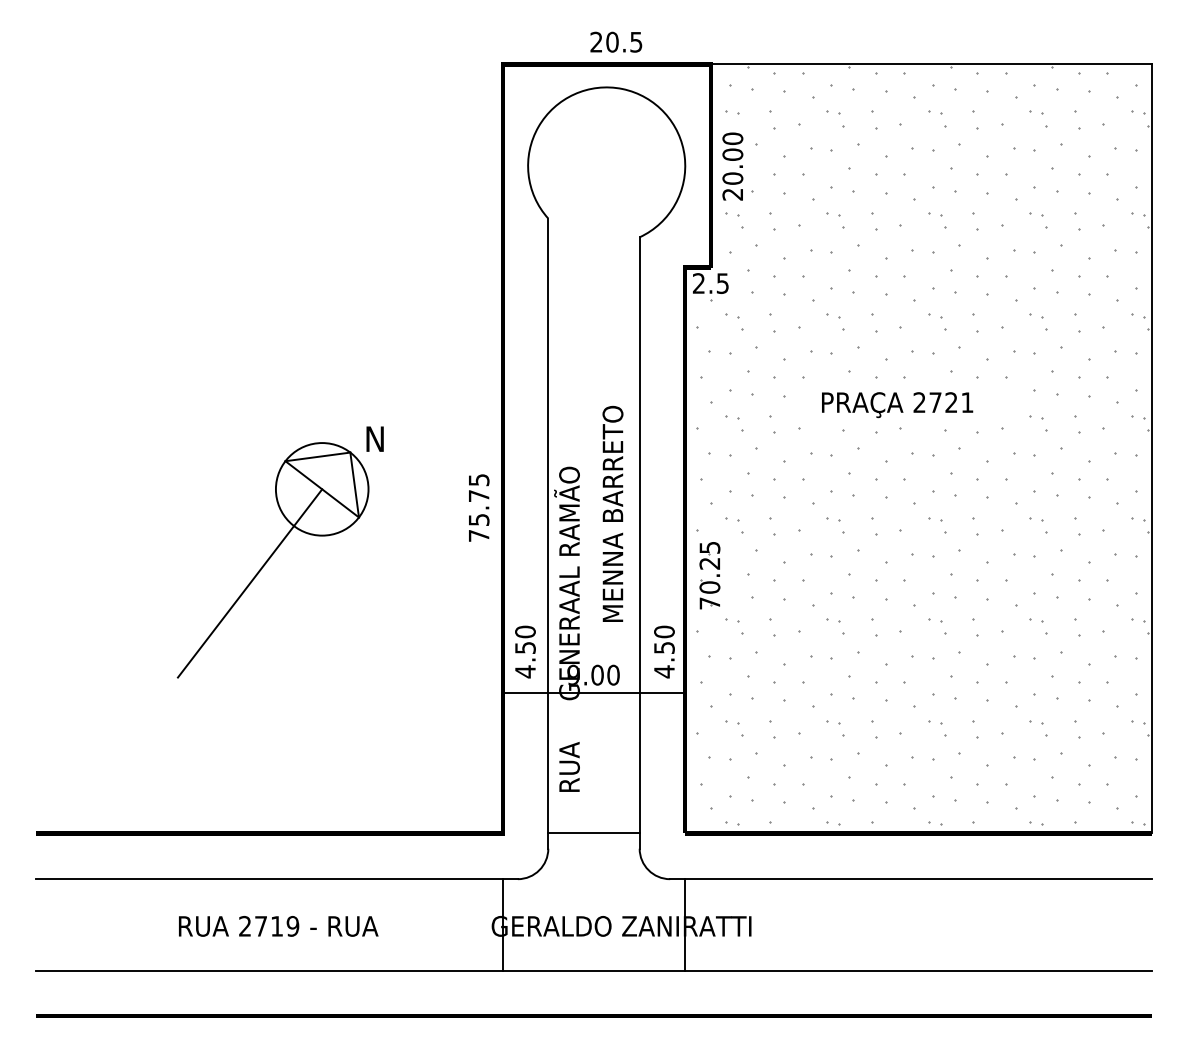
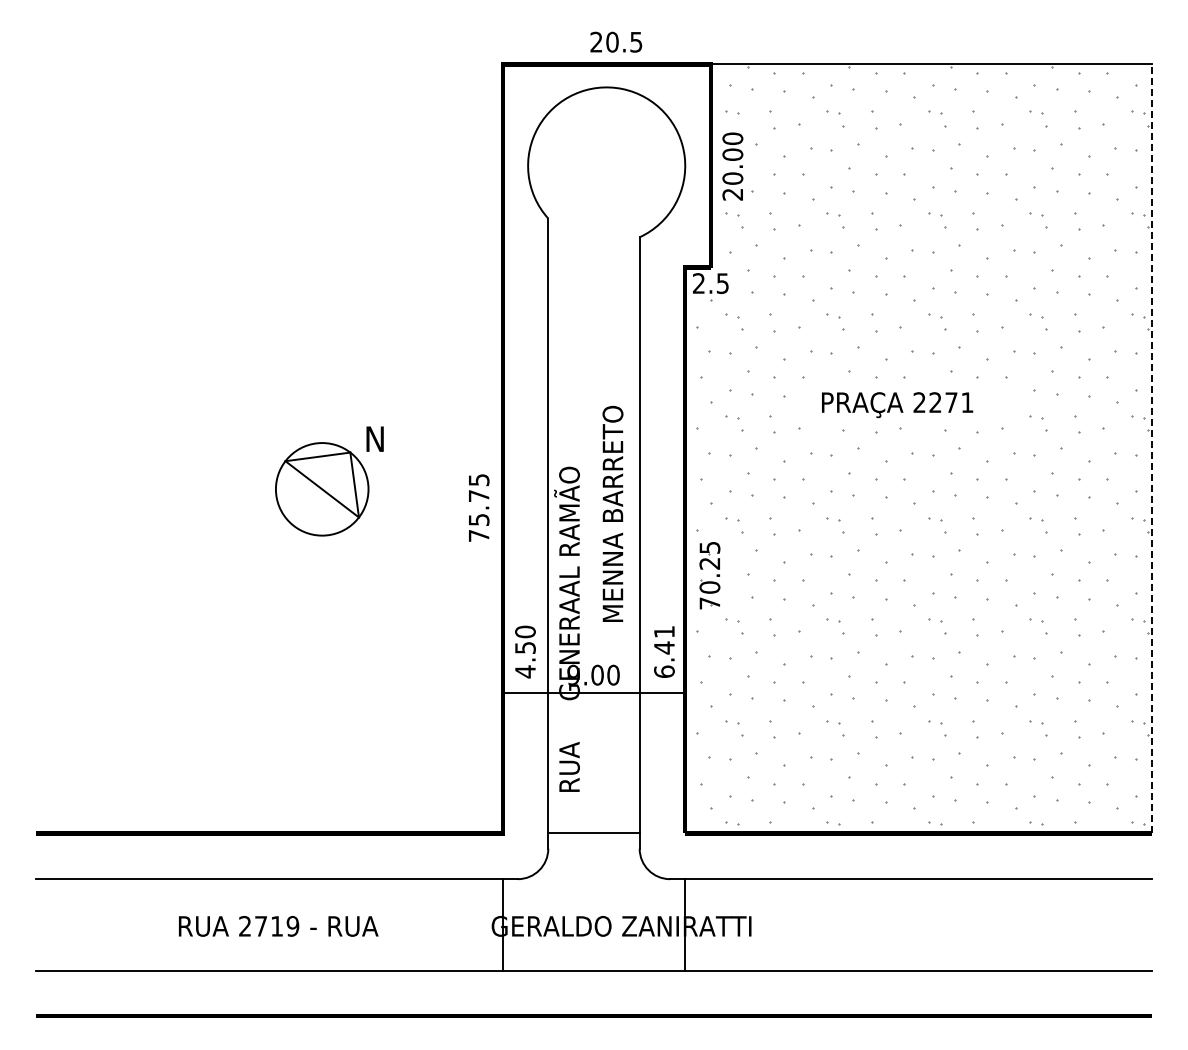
text: 2721 -> 2271 (943, 402)
line: solid -> dashed (1152, 448)
line: present -> none (249, 583)
text: 4.50 -> 6.41 (664, 651)
